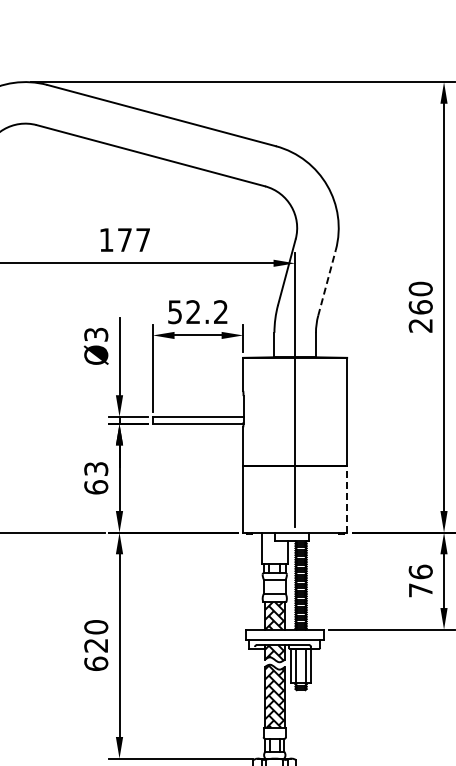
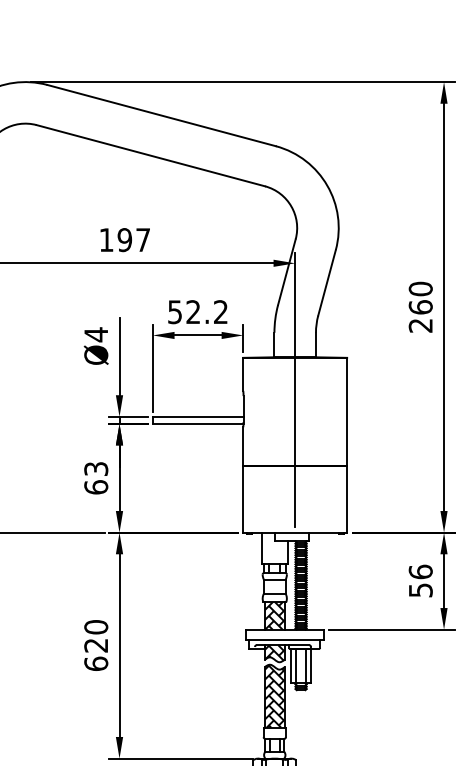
text: 177 -> 197 (124, 240)
line: dashed -> solid (327, 282)
text: Ø3 -> Ø4 (96, 334)
line: dashed -> solid (347, 498)
text: 76 -> 56 (420, 590)
